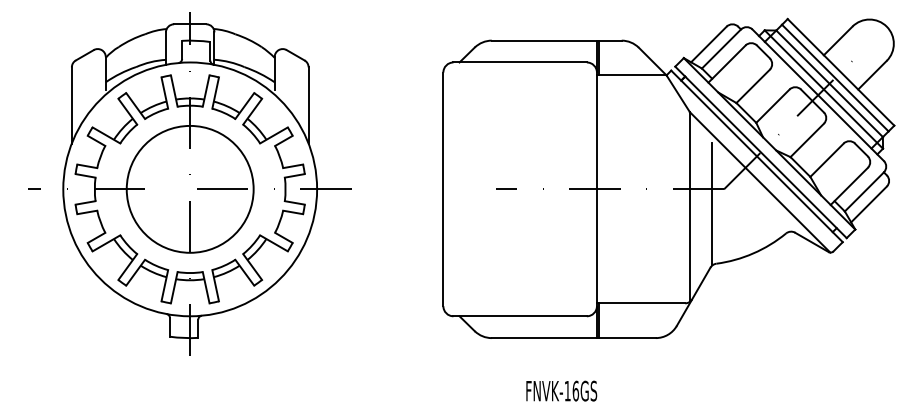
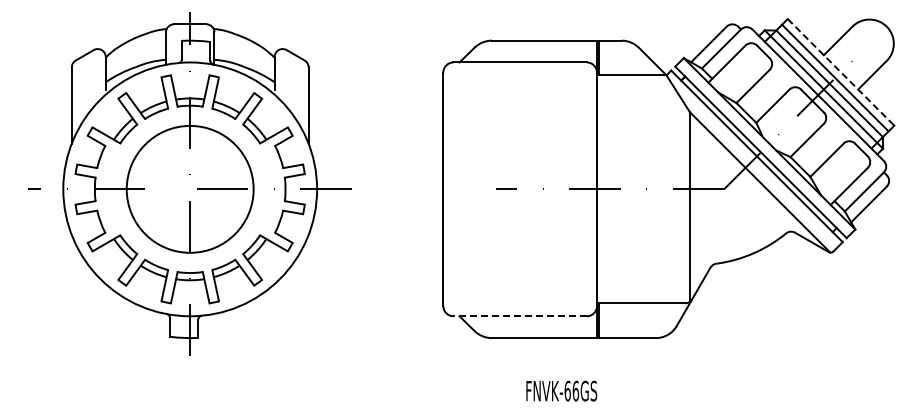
line: solid -> dashed (841, 72)
line: present -> none (712, 203)
line: solid -> dashed (520, 316)
text: FNVK-16GS -> FNVK-66GS (567, 390)
